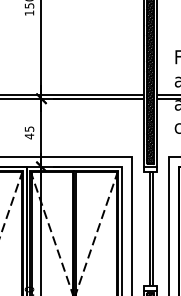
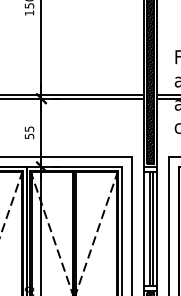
text: 45 -> 55 (29, 136)
line: none -> present (144, 228)
line: none -> present (156, 228)
